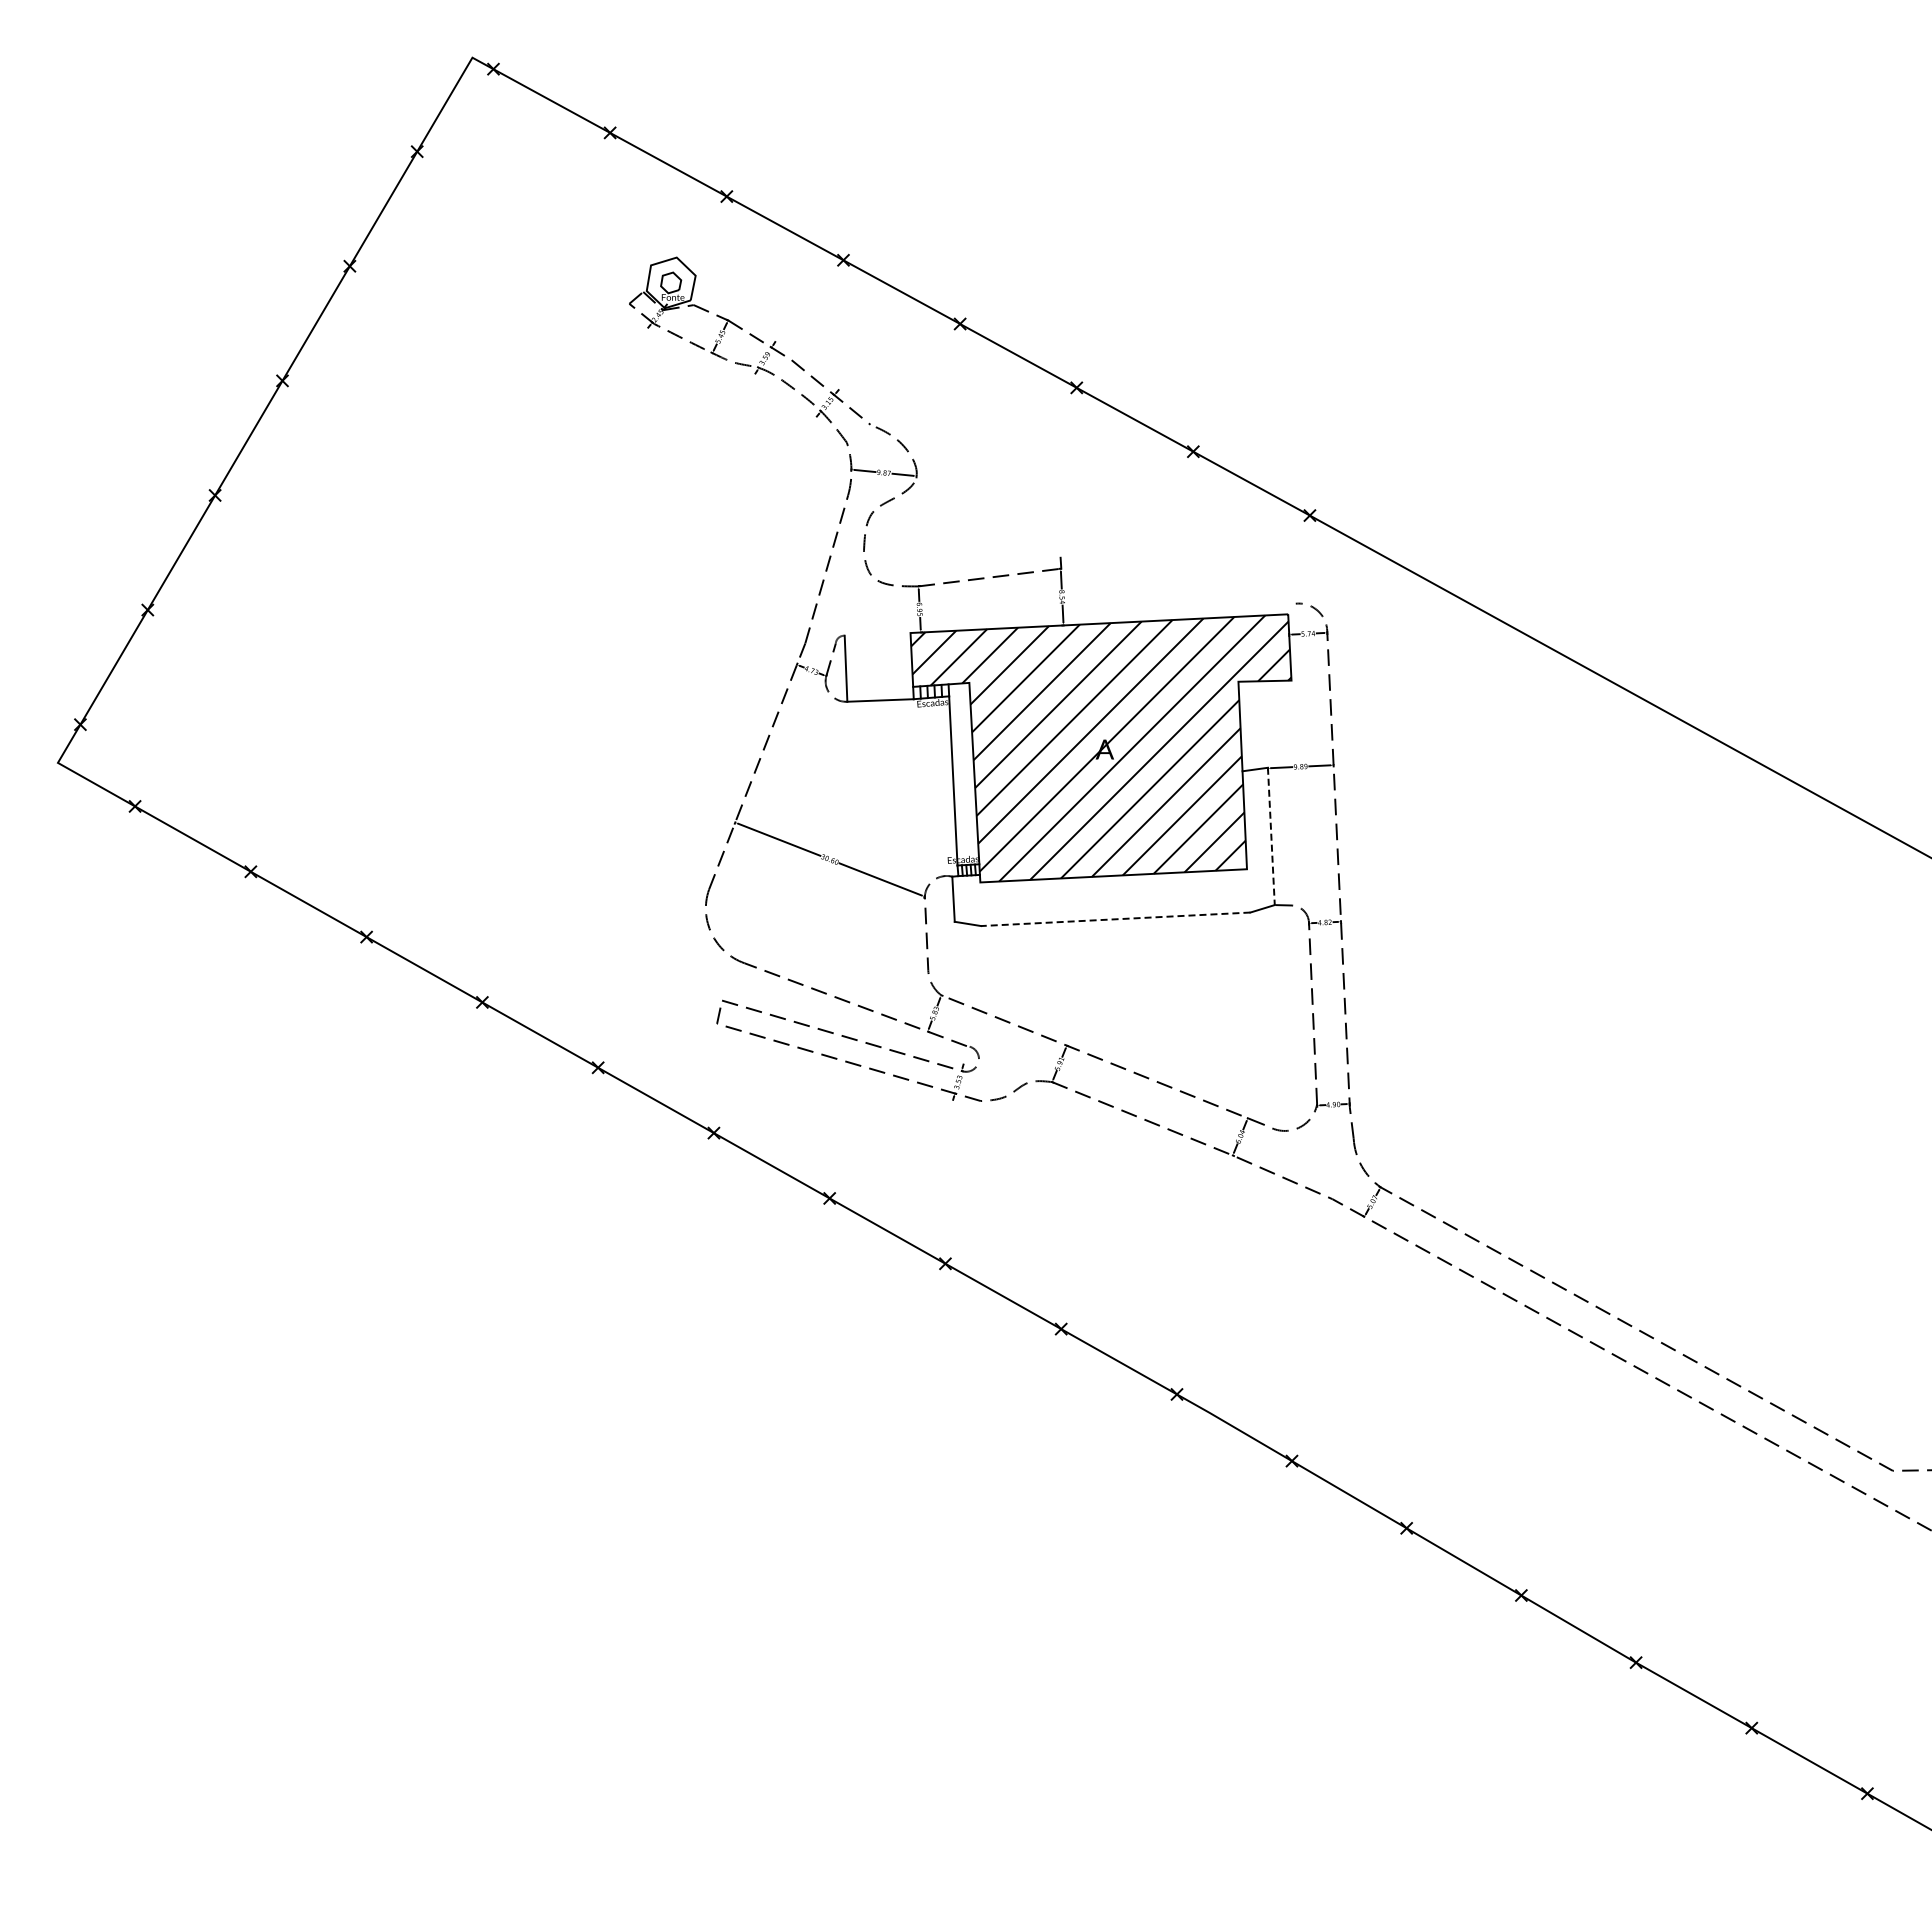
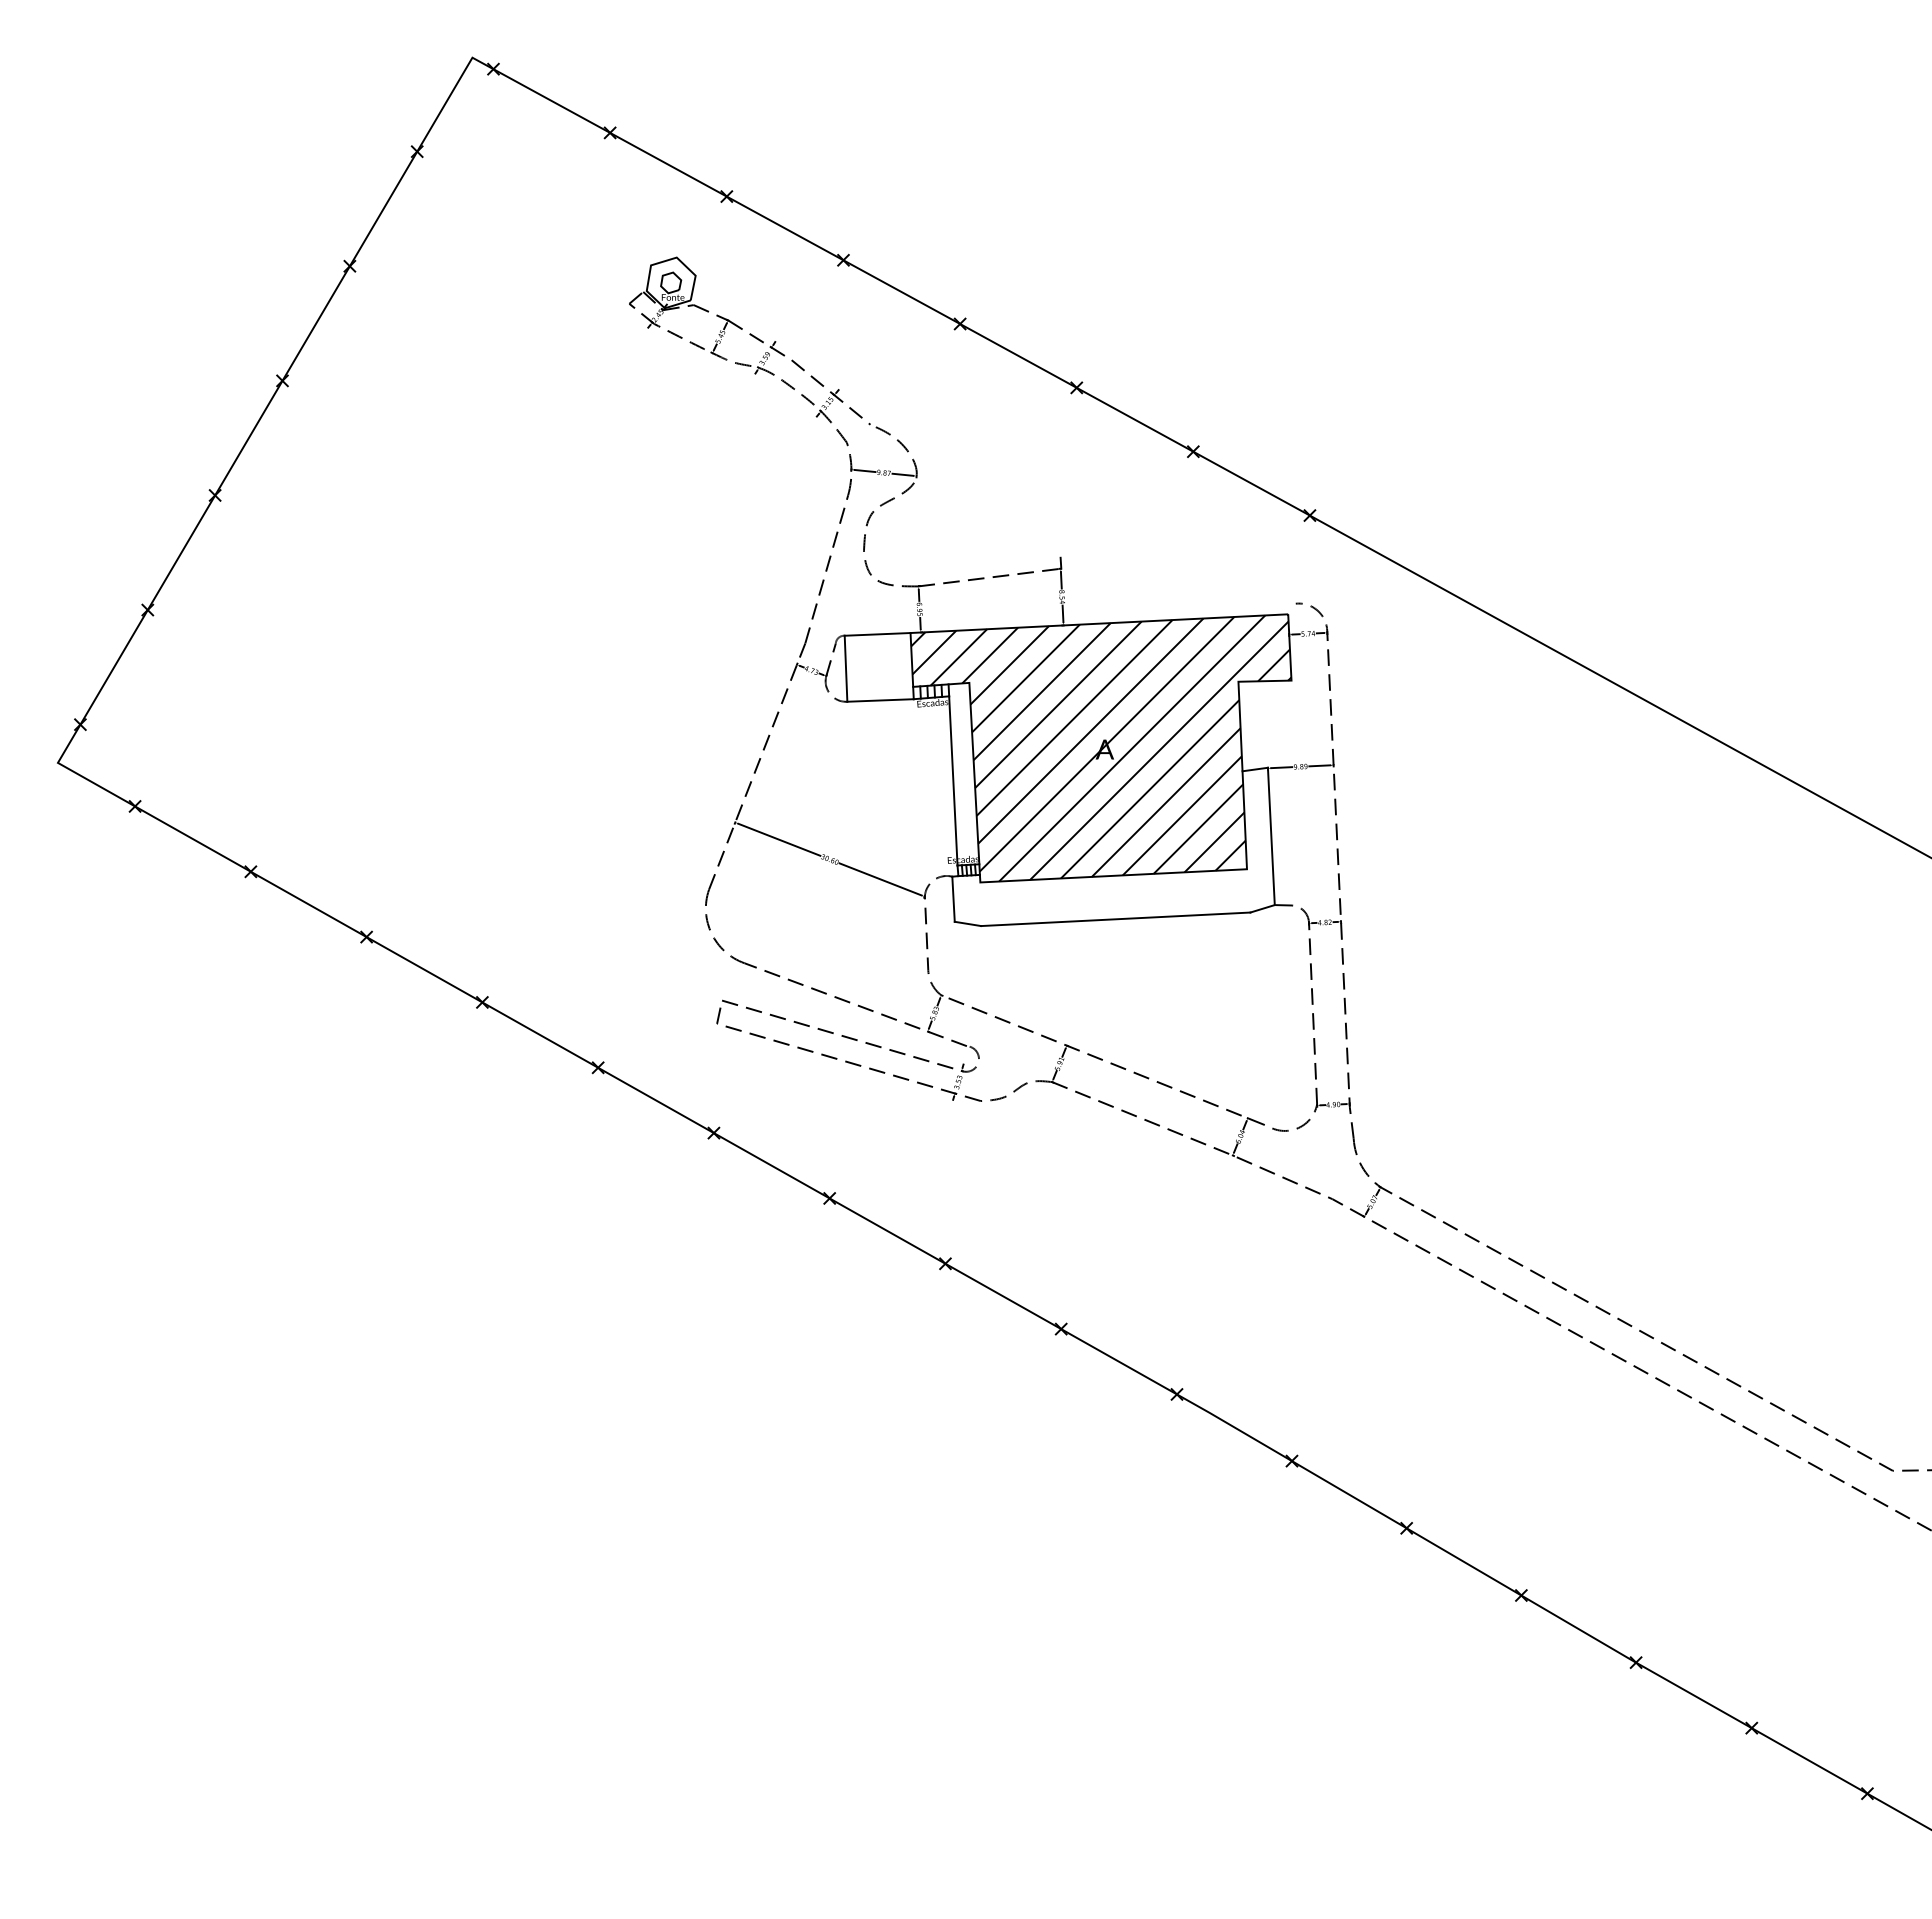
line: none -> present (877, 634)
line: dashed -> solid (1271, 836)
line: dashed -> solid (1115, 919)
